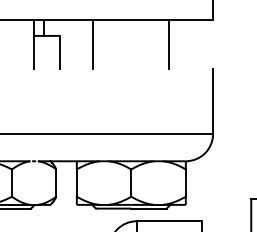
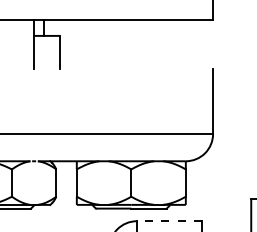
line: present -> none (93, 43)
line: present -> none (169, 43)
line: solid -> dashed (169, 221)
